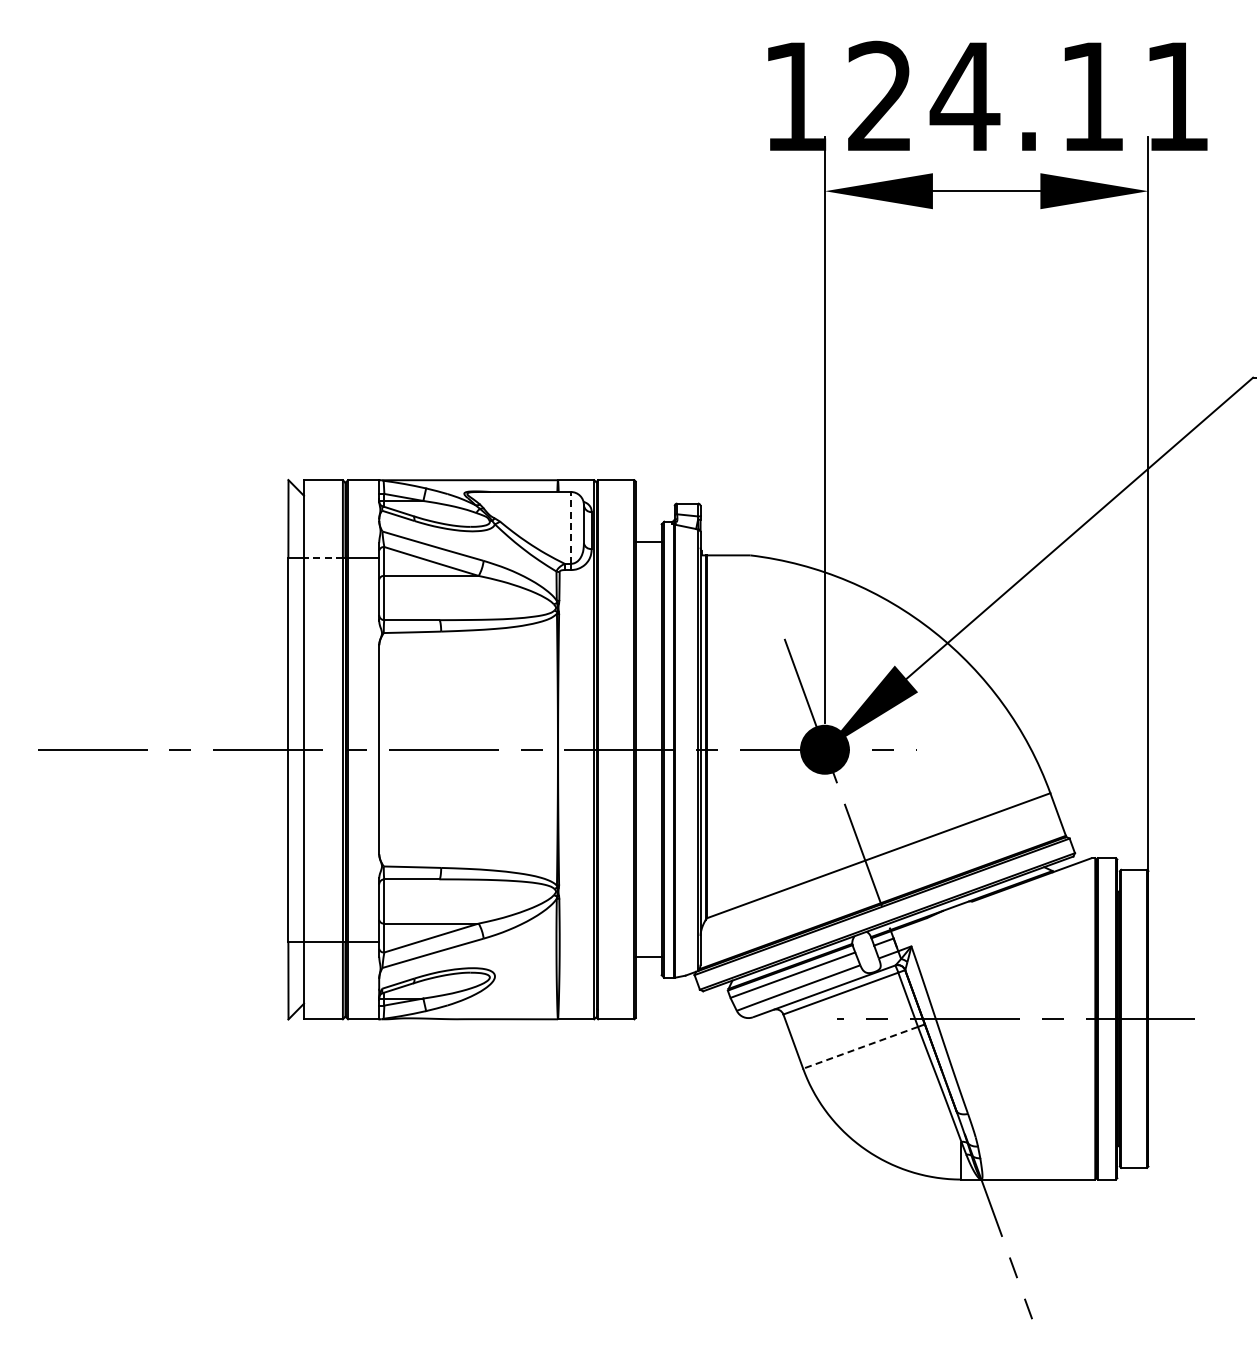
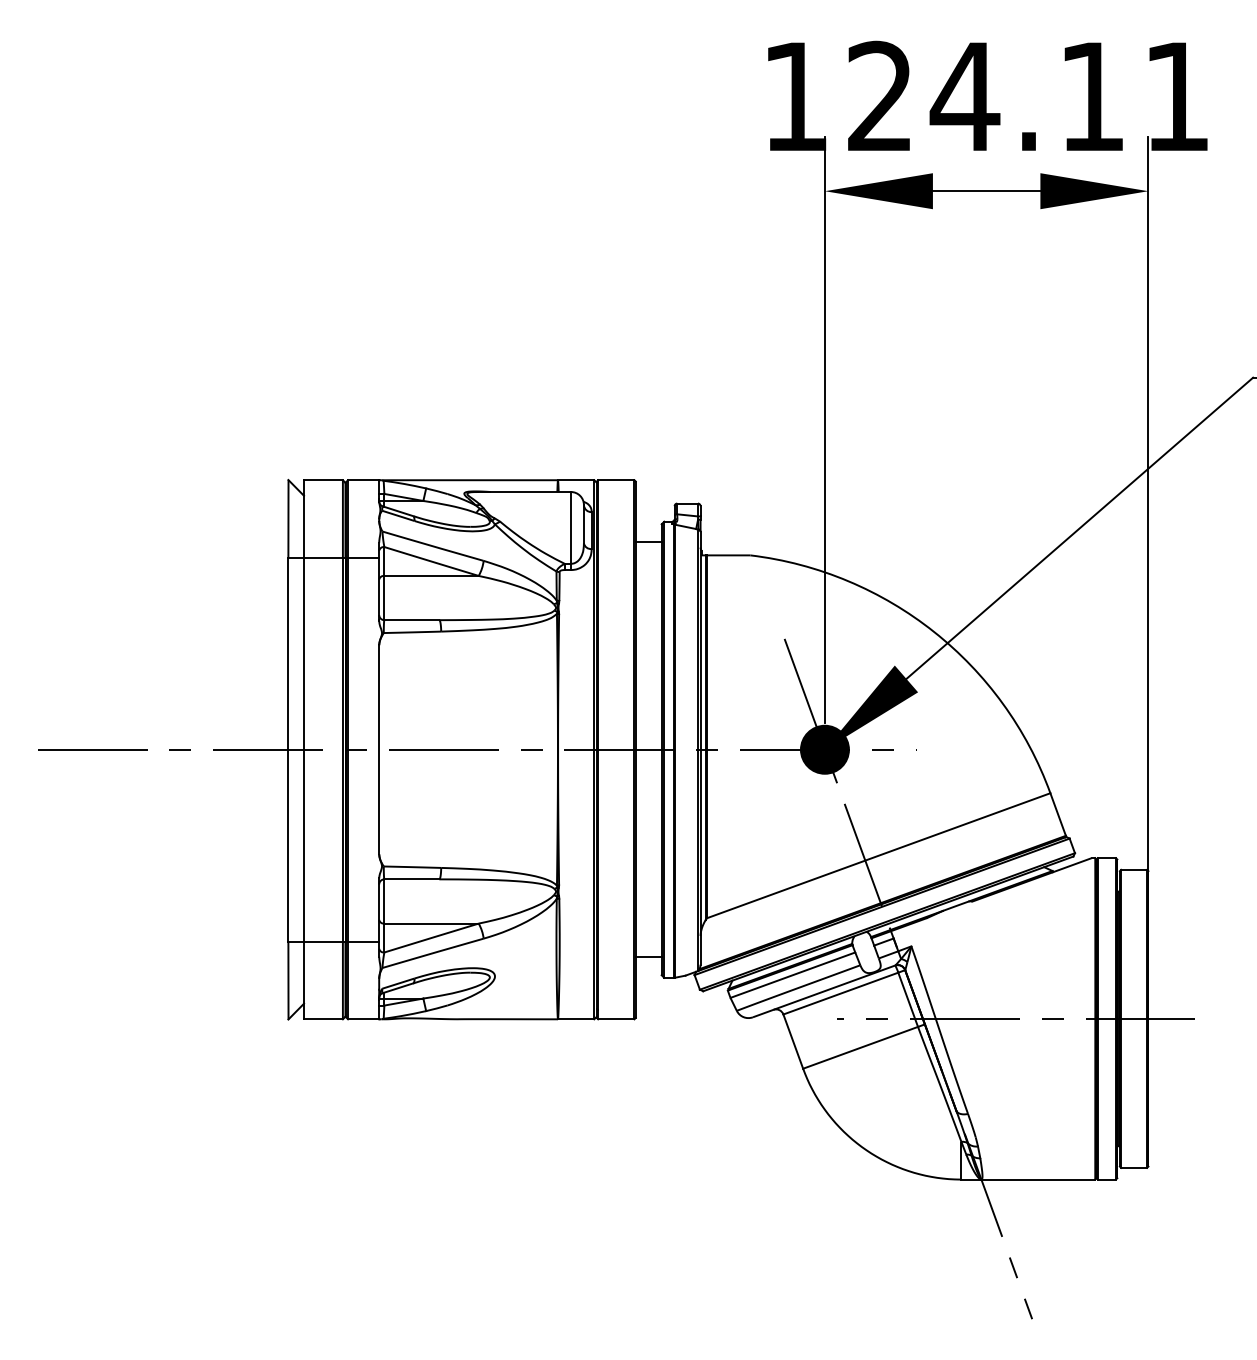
line: dashed -> solid (570, 527)
line: dashed -> solid (322, 557)
line: dashed -> solid (860, 1047)
